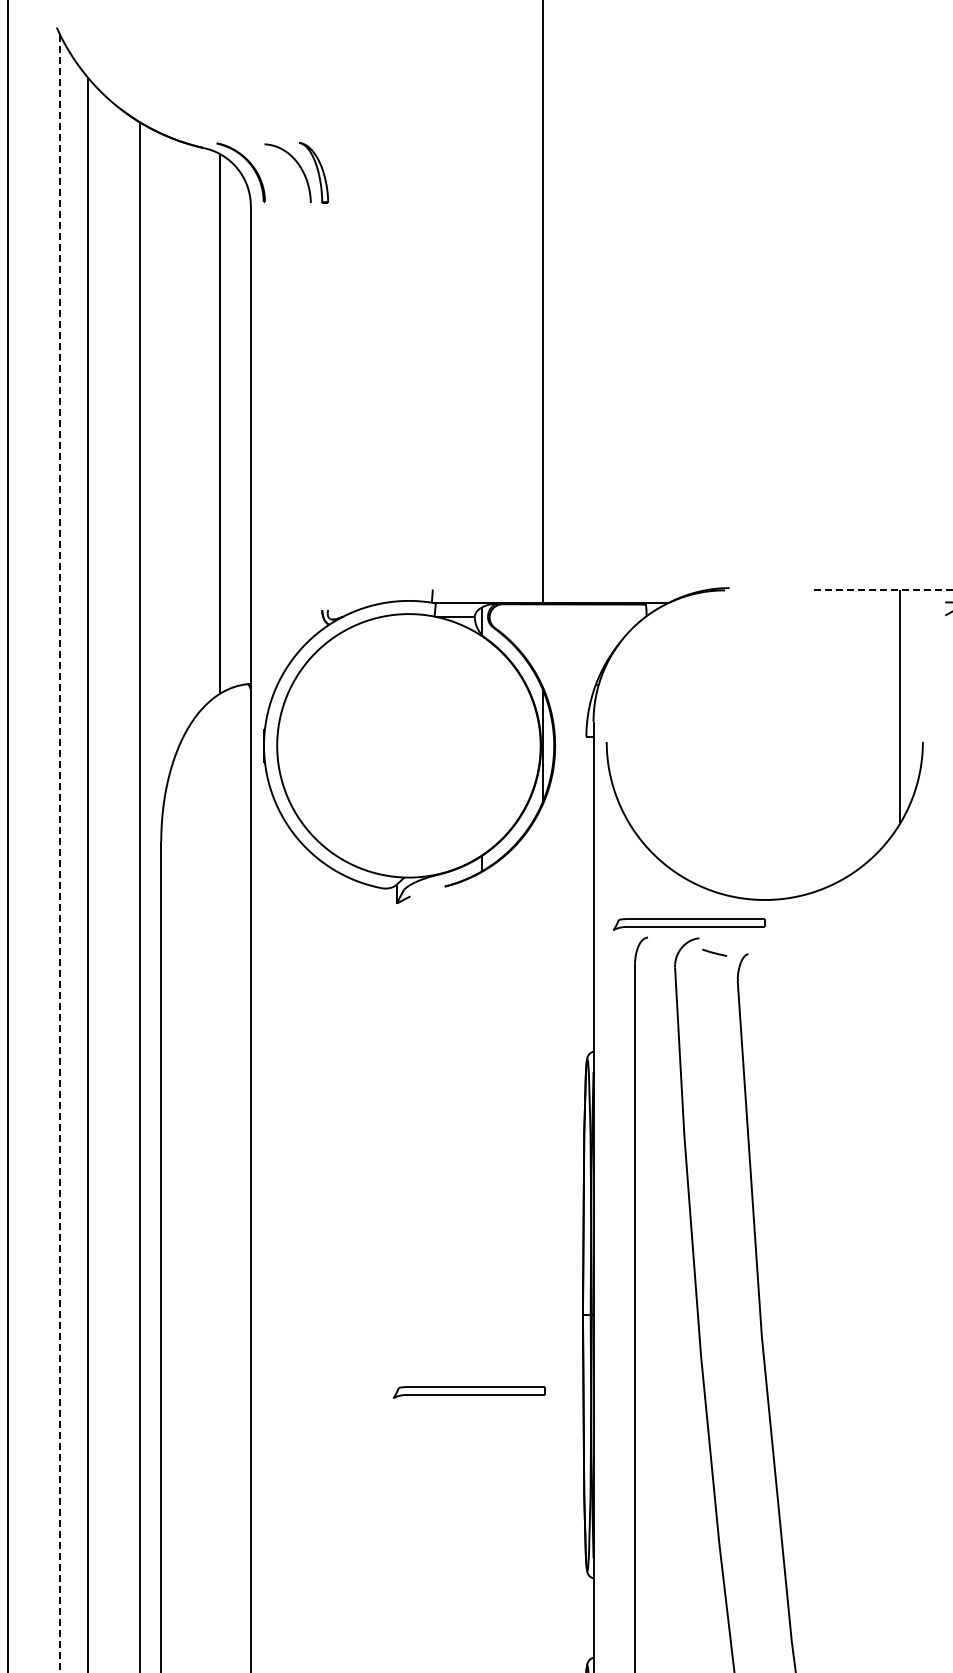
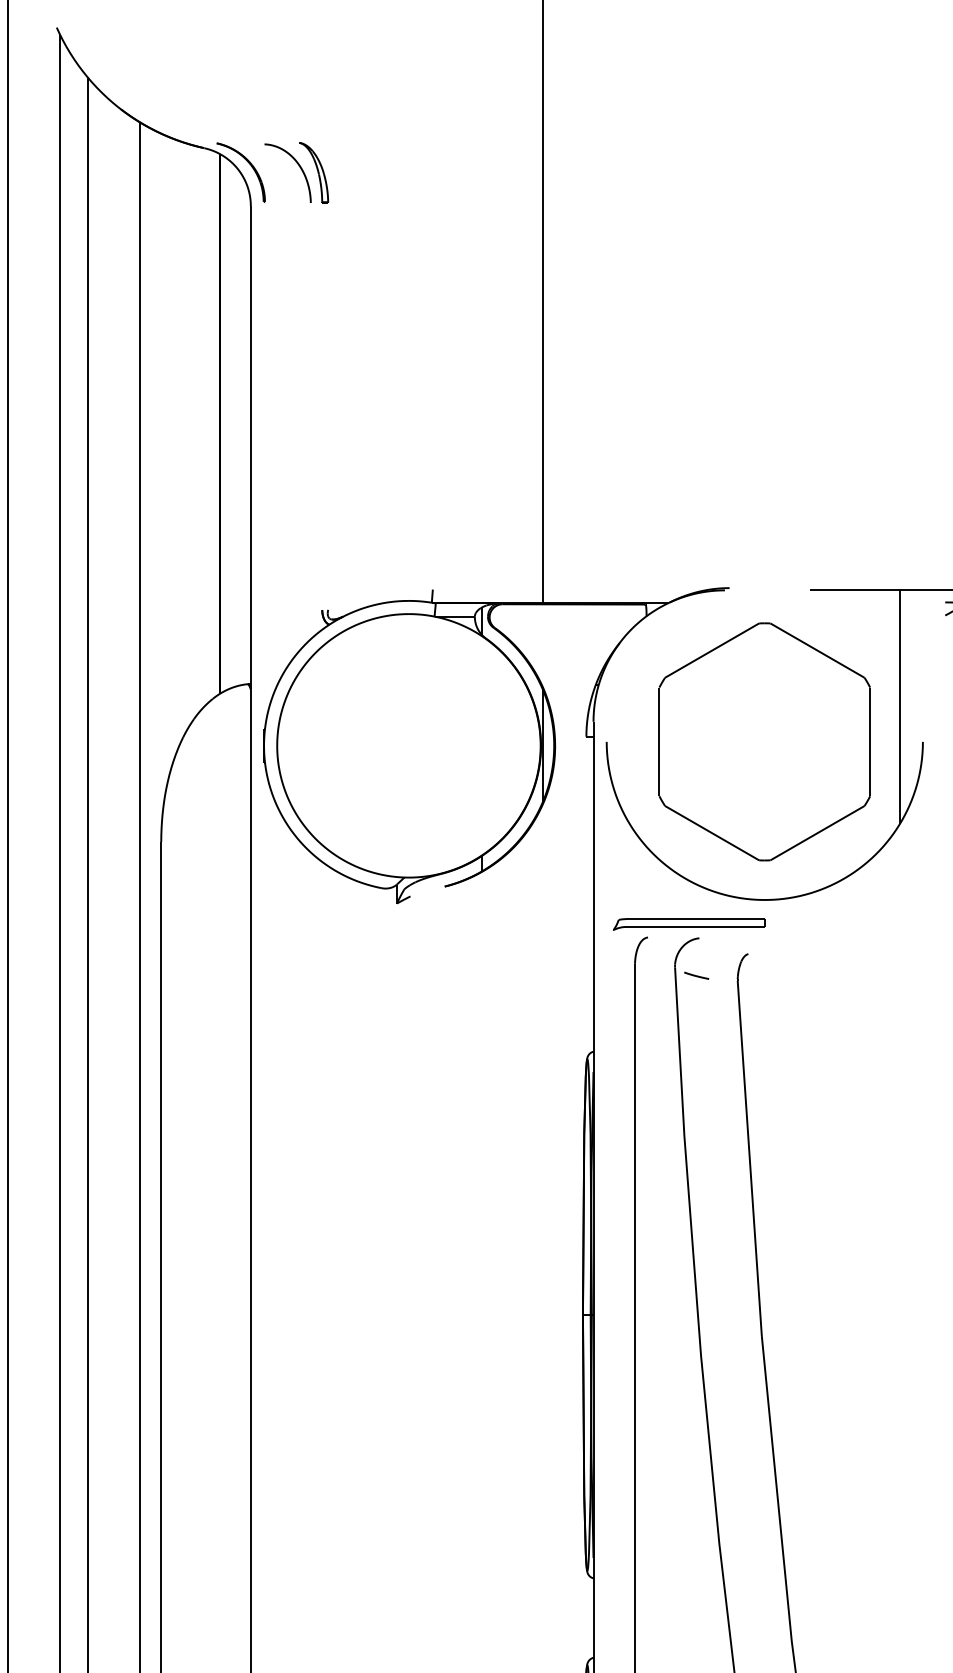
line: dashed -> solid (880, 590)
part: none -> present (764, 741)
line: dashed -> solid (60, 854)
line position: (714, 952) -> (696, 975) (696, 975)
part: present -> none (469, 1392)
